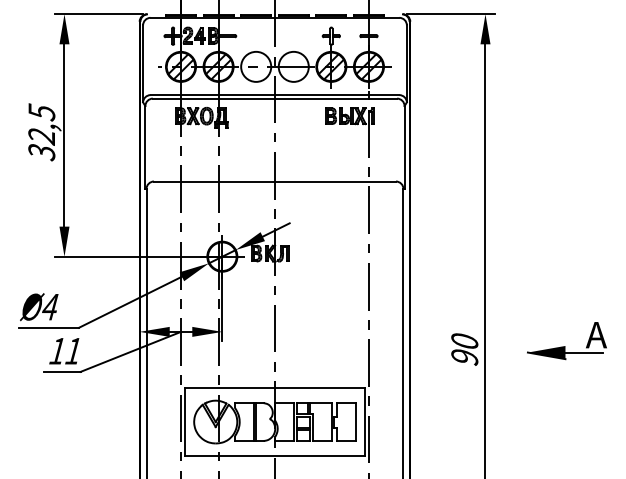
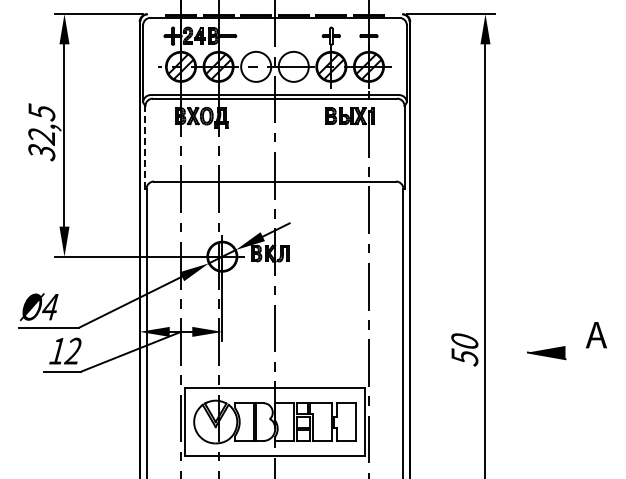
line: solid -> dashed (145, 147)
text: 11 -> 12 (72, 350)
line: present -> none (584, 352)
text: 90 -> 50 (464, 357)
